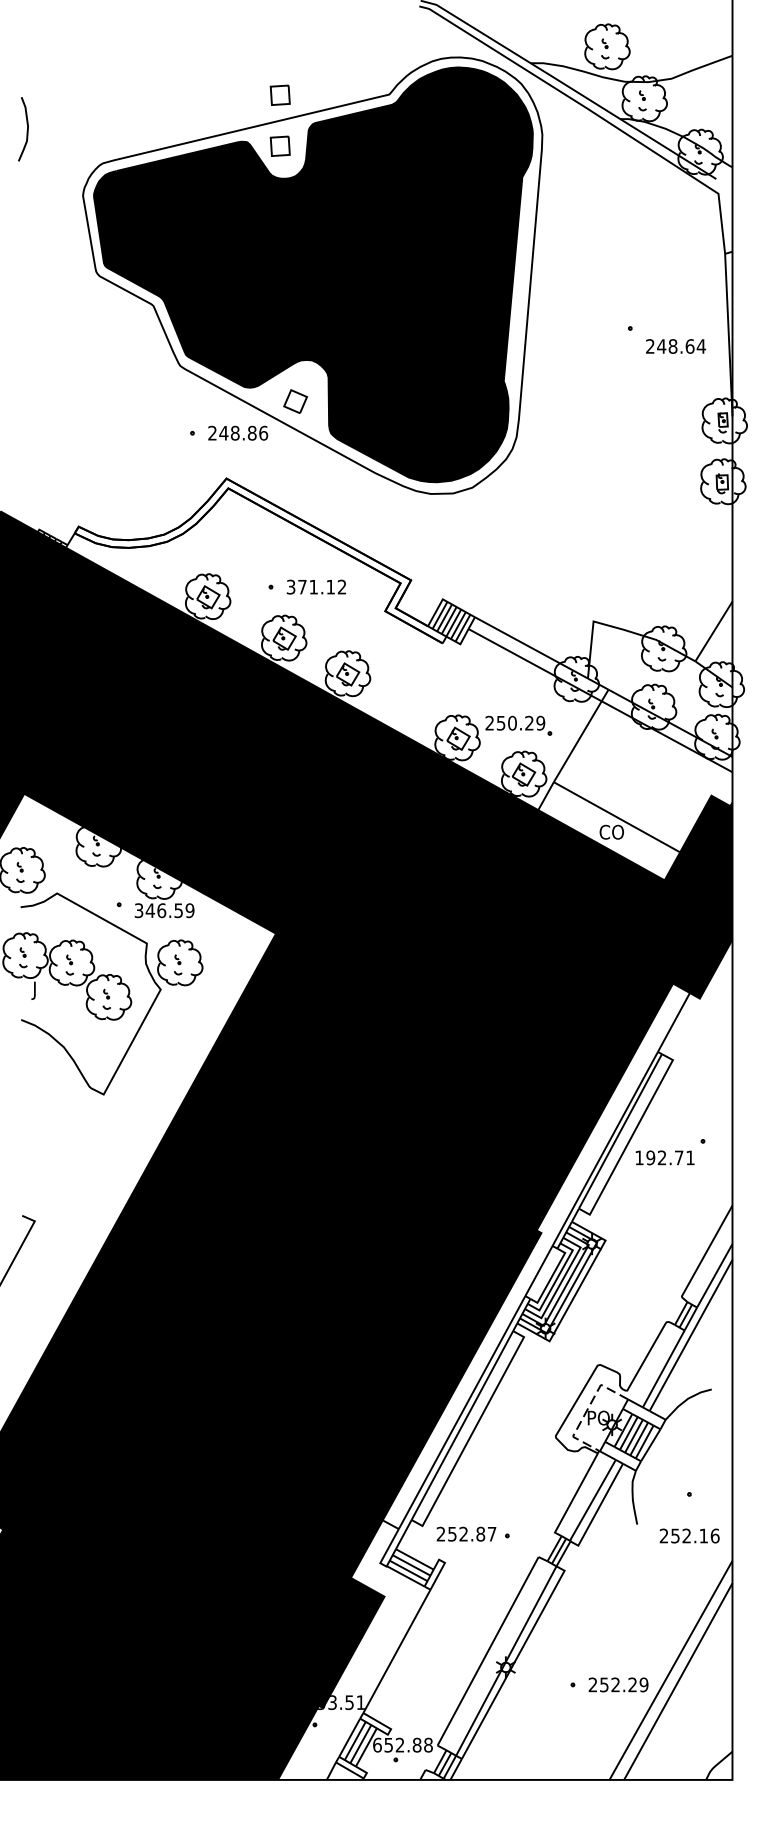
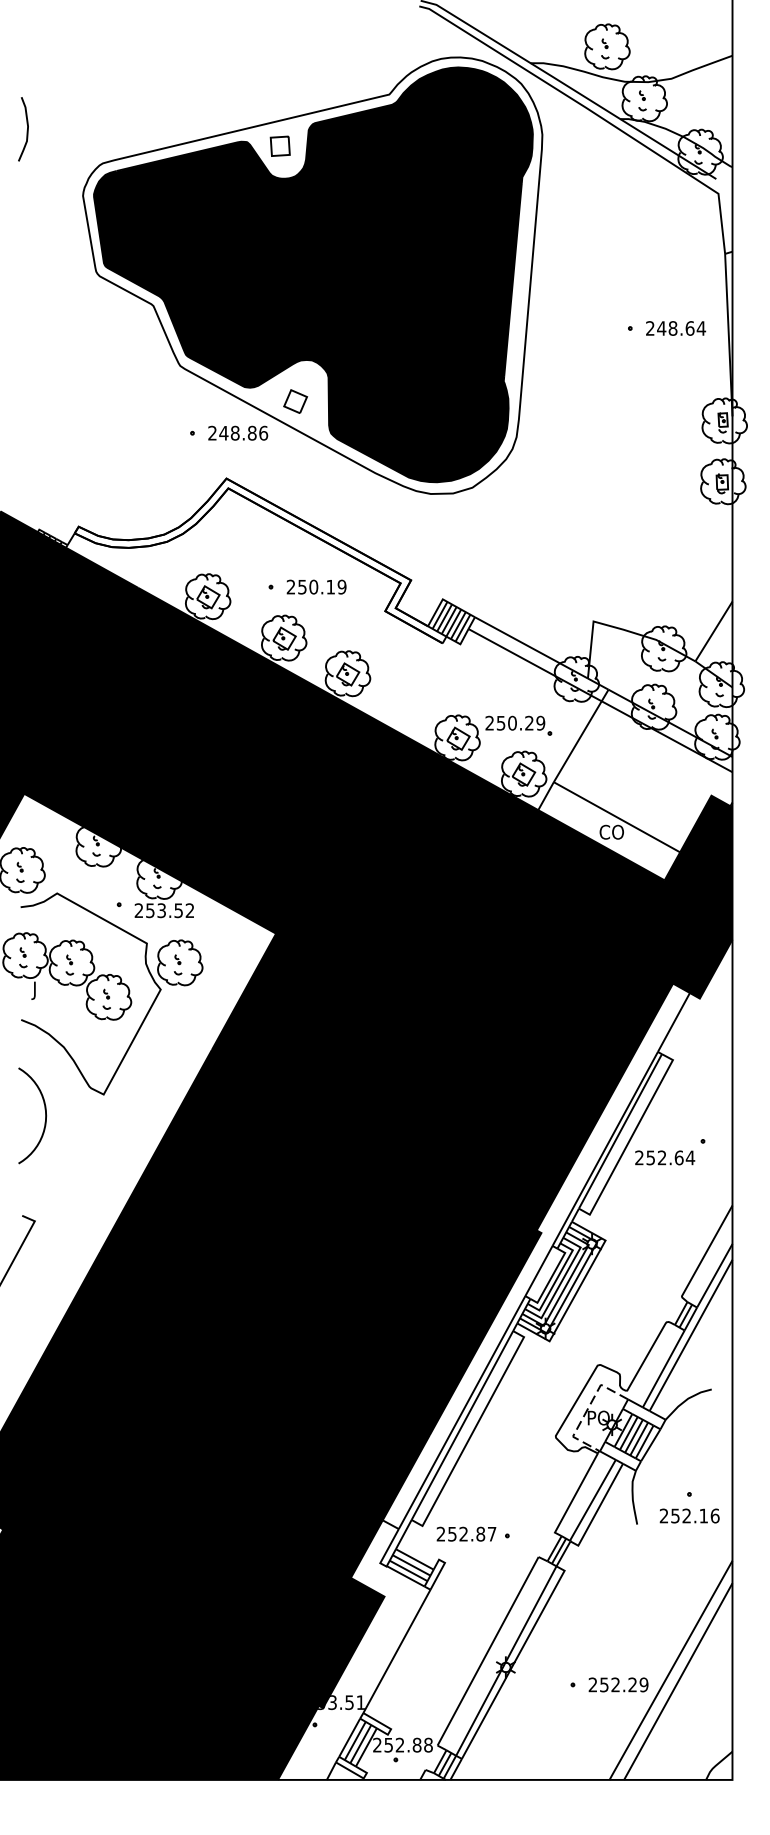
part: present -> none (279, 94)
text position: (676, 346) -> (676, 328) (676, 328)
text: 371.12 -> 250.19 (316, 586)
text: 346.59 -> 253.52 (164, 910)
curve: none -> present (45, 1115)
text: 192.71 -> 252.64 (665, 1157)
text position: (689, 1535) -> (689, 1515) (689, 1515)
text: 652.88 -> 252.88 (377, 1744)
